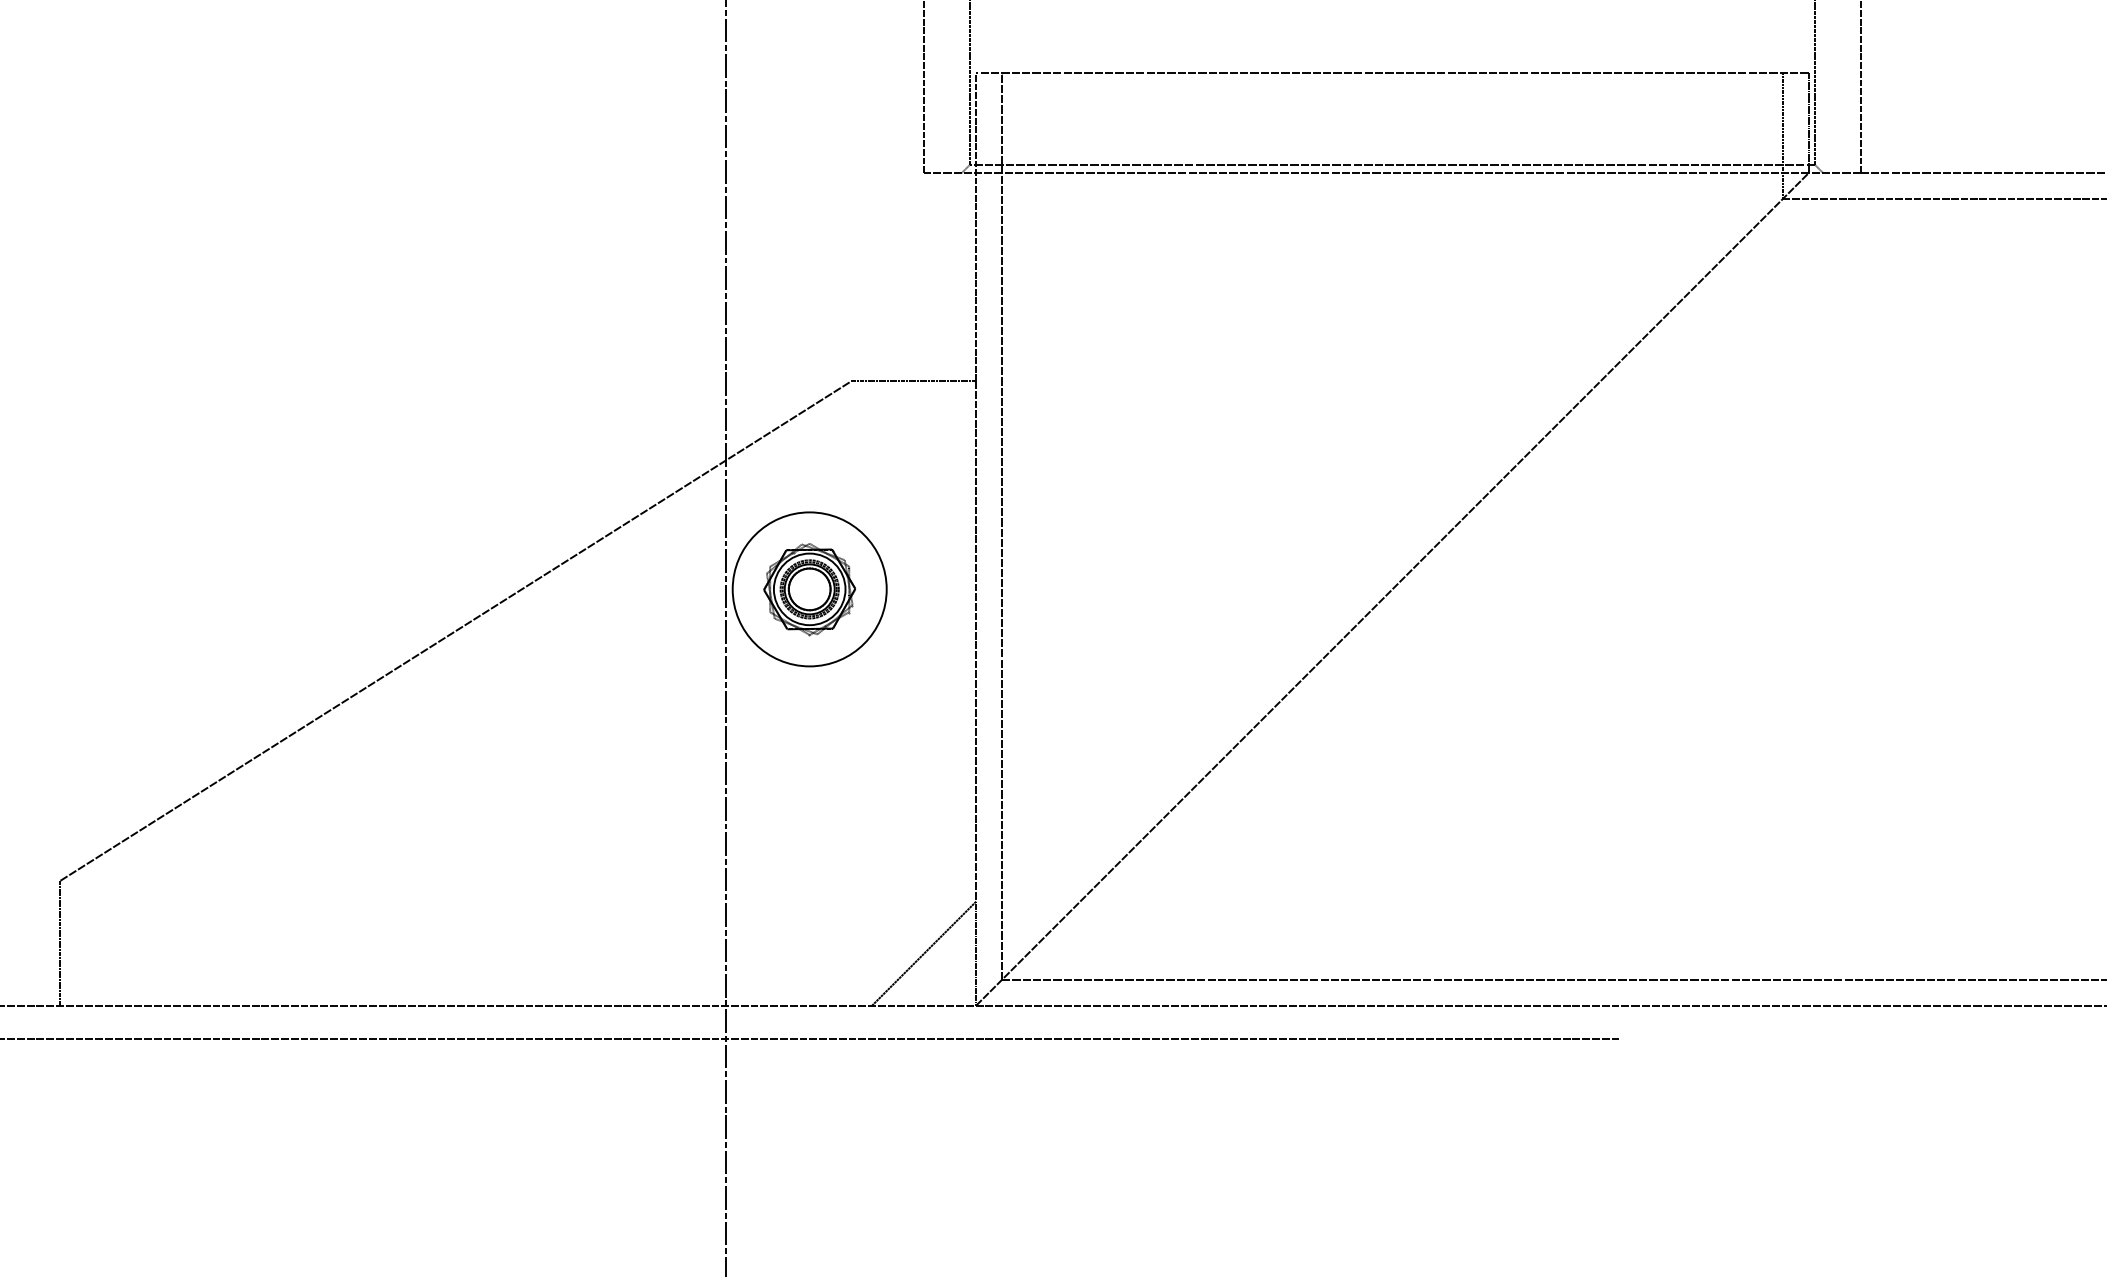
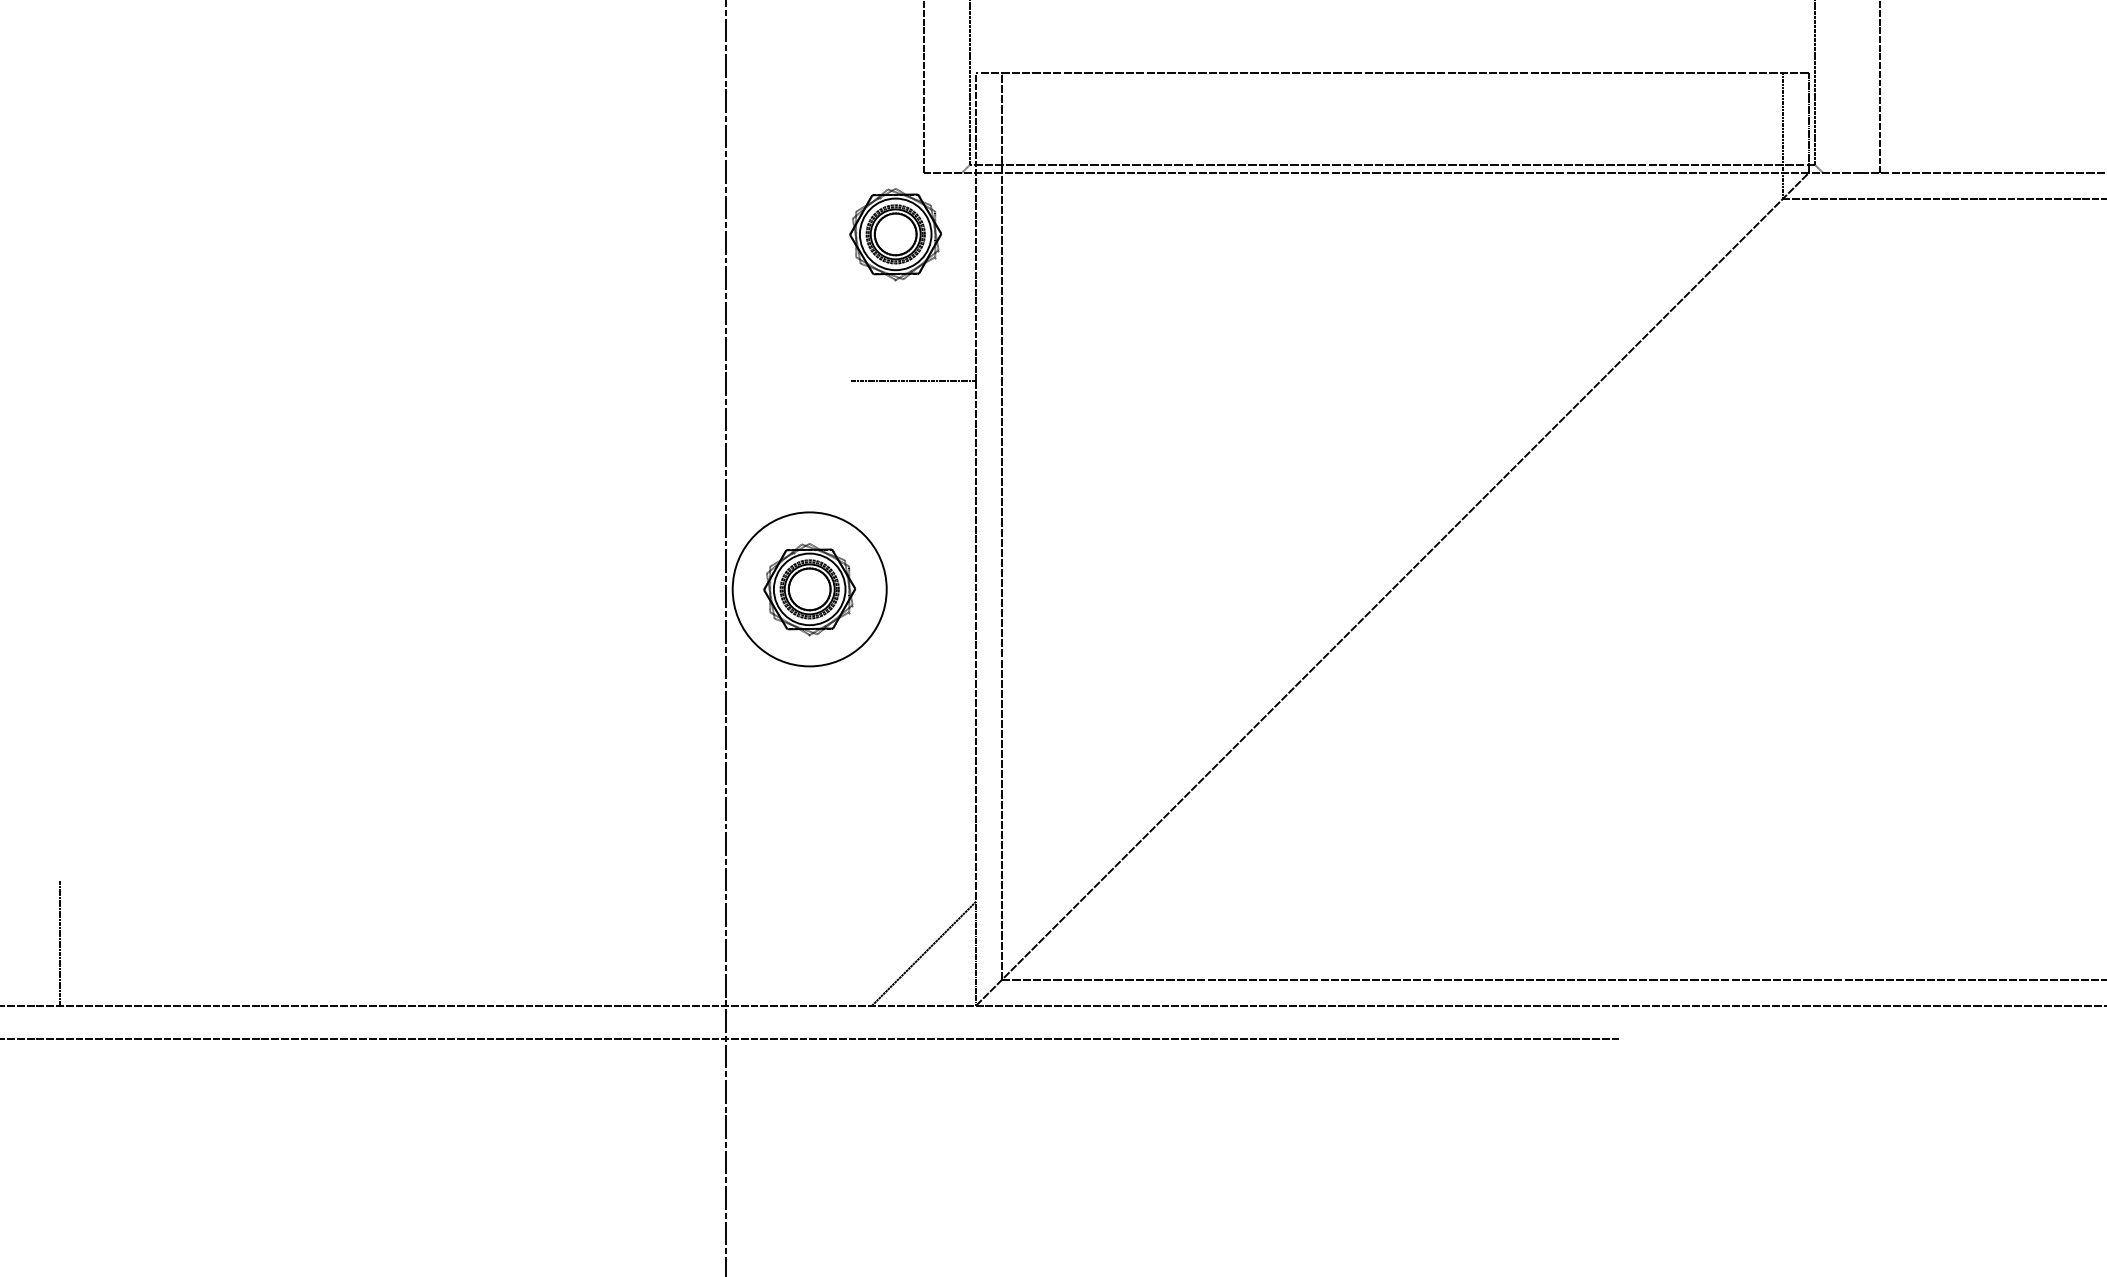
line position: (1860, 87) -> (1879, 87) (1879, 87)
part: none -> present (895, 234)
line: present -> none (455, 630)
